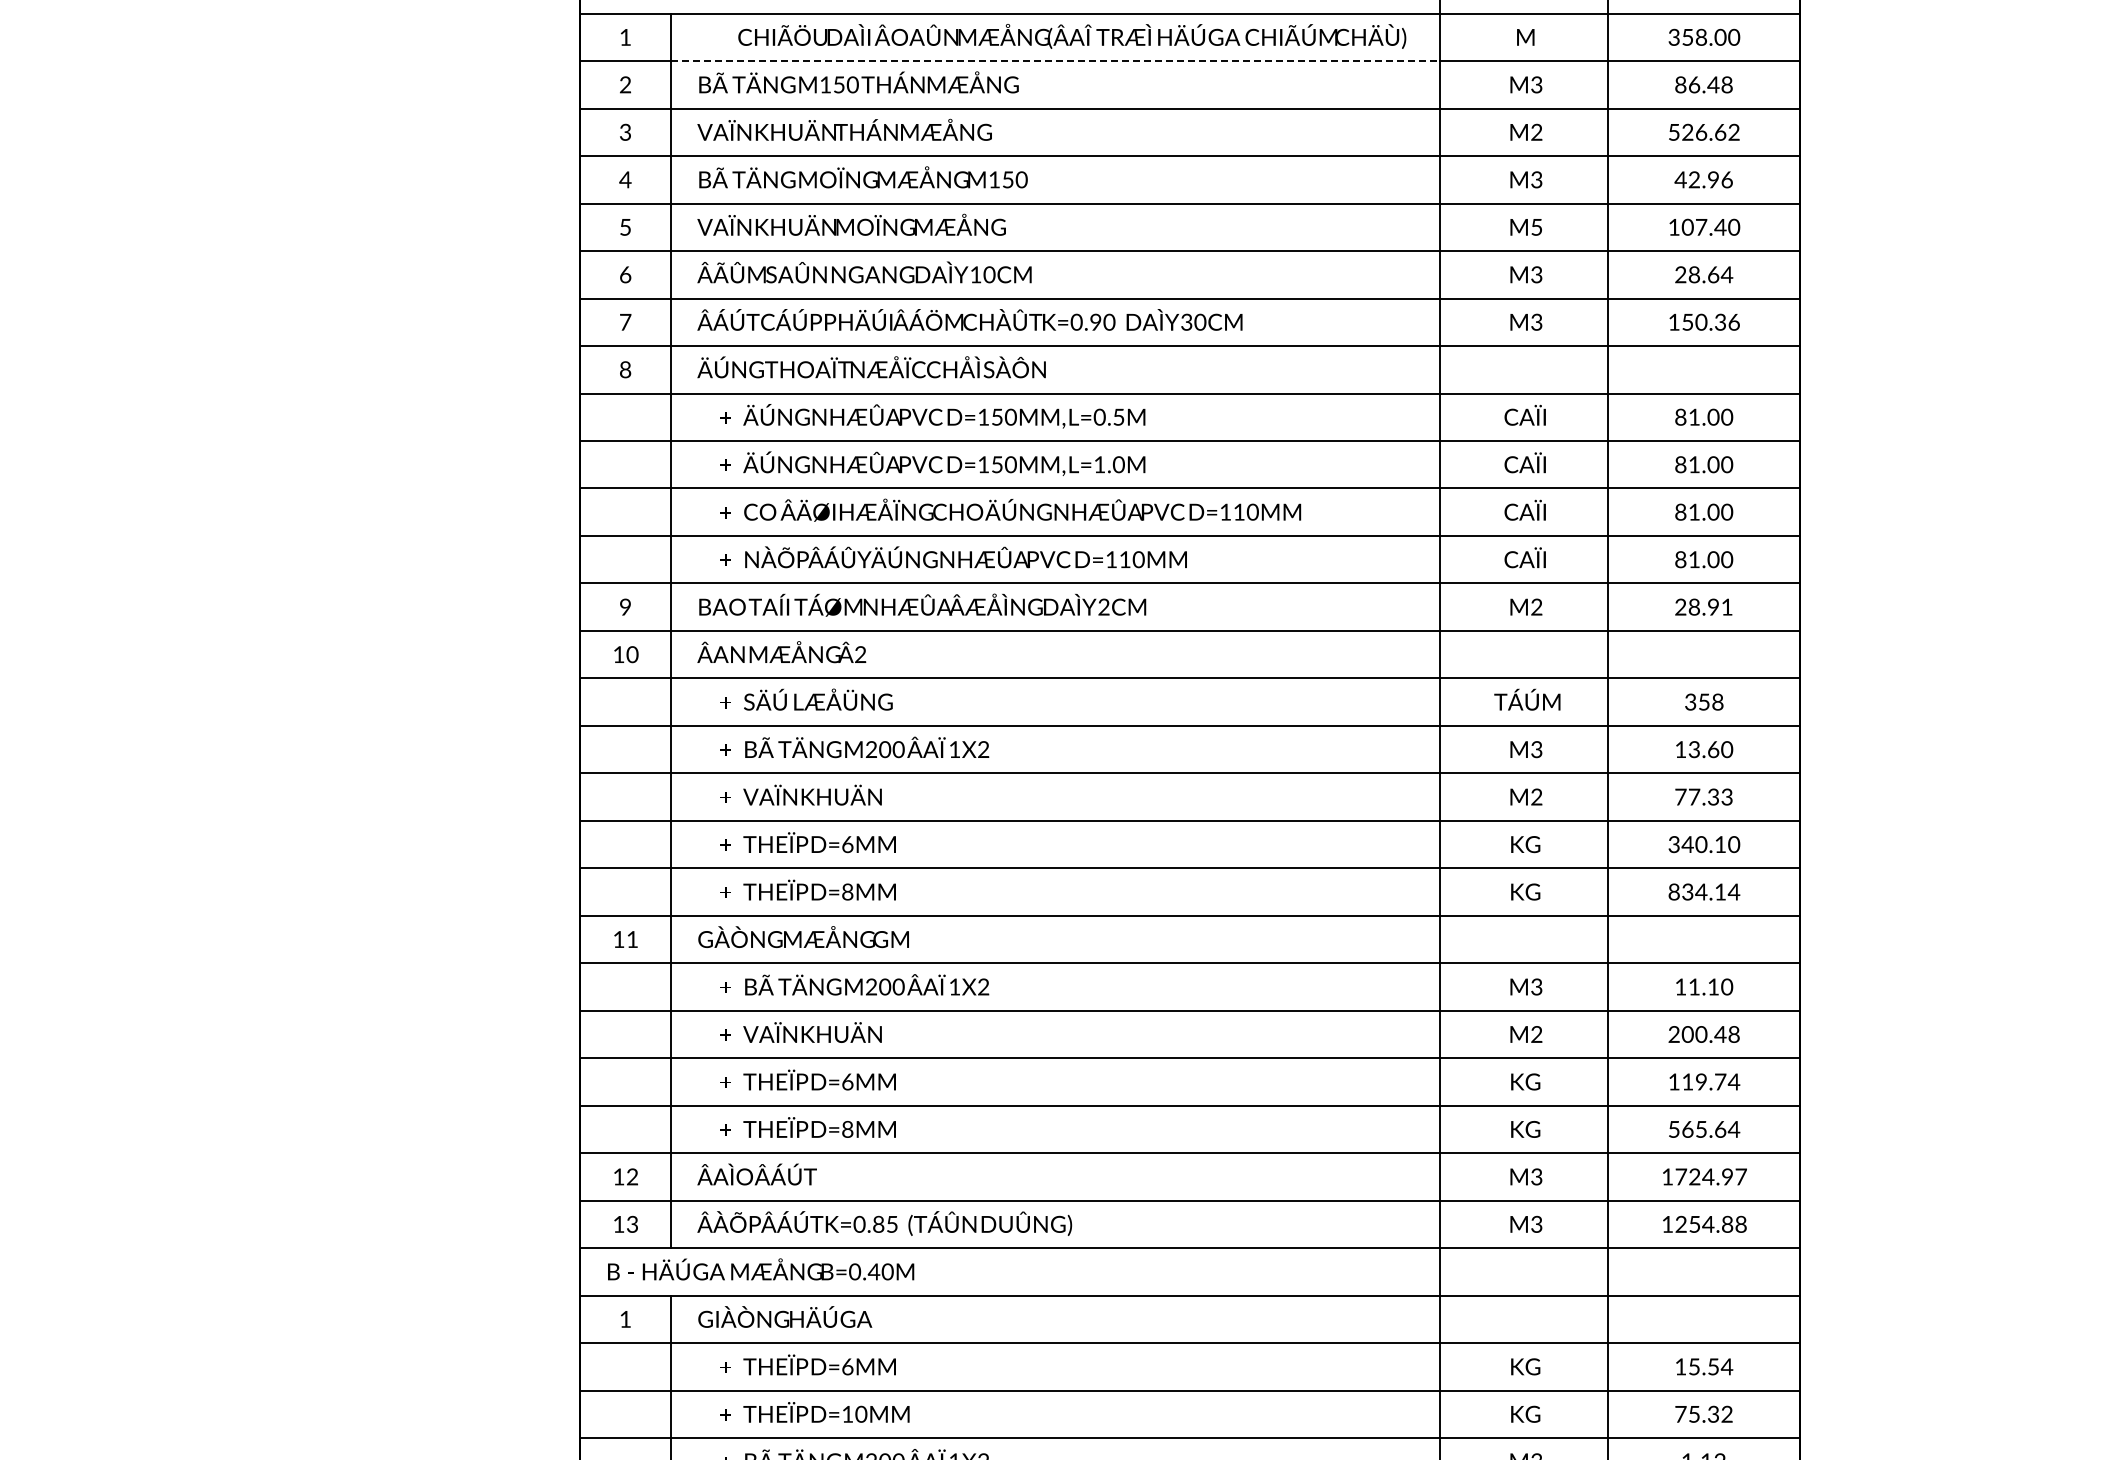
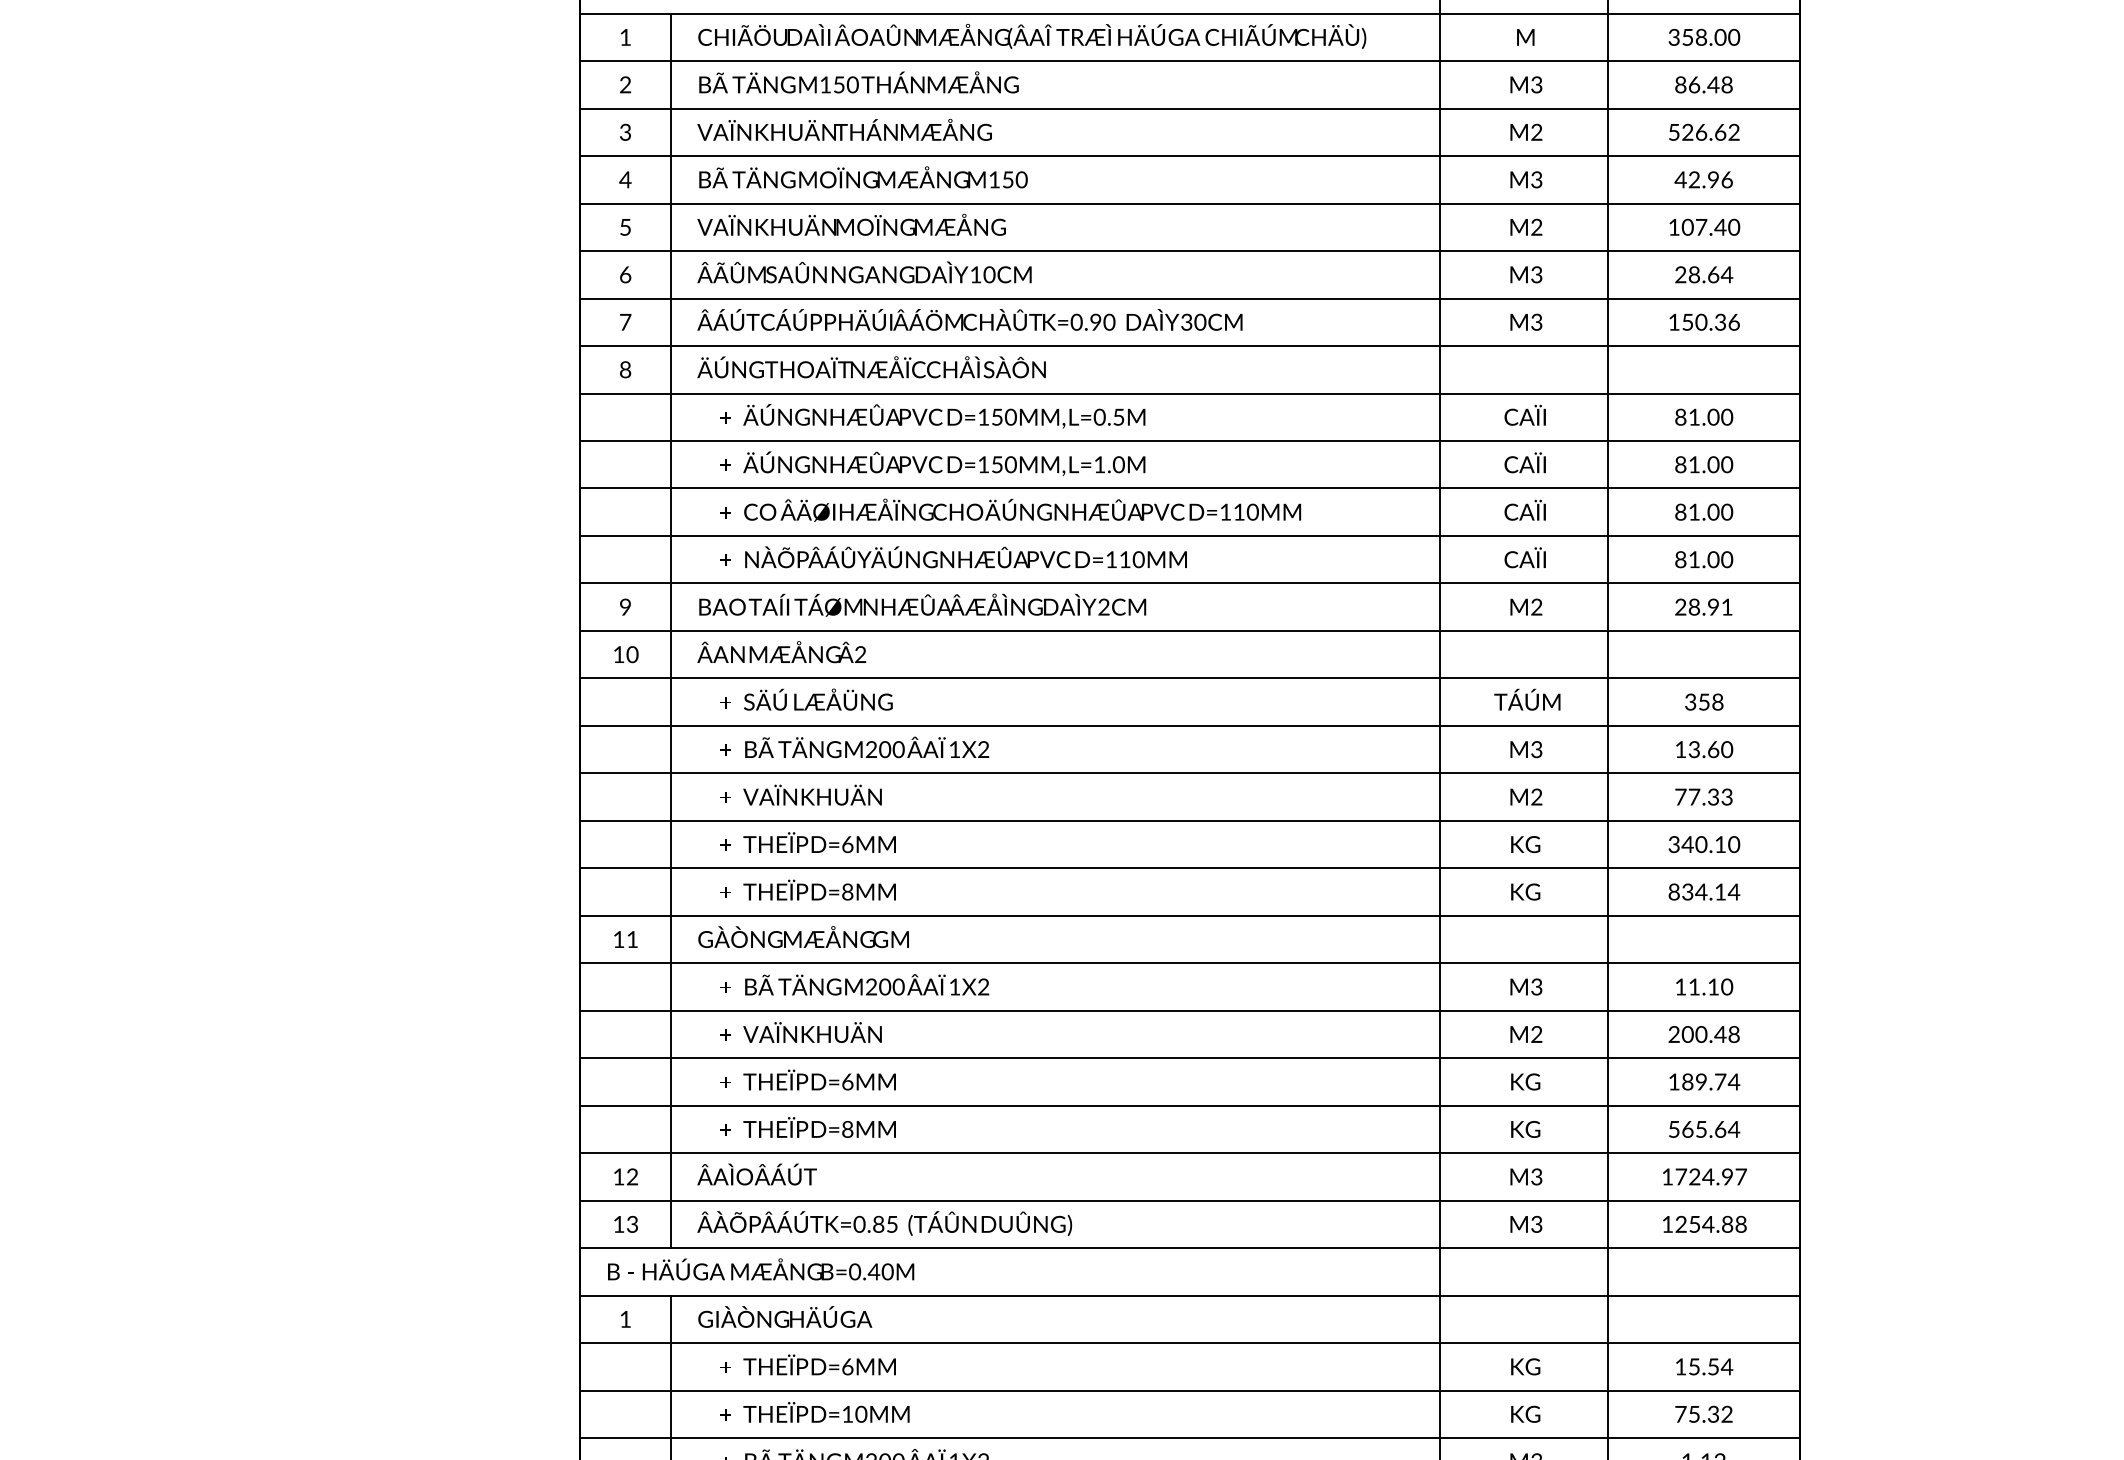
text position: (1072, 36) -> (1032, 36) (1032, 36)
line: dashed -> solid (1055, 61)
text: M5 -> M2 (1536, 226)
text: 119.74 -> 189.74 (1687, 1081)
